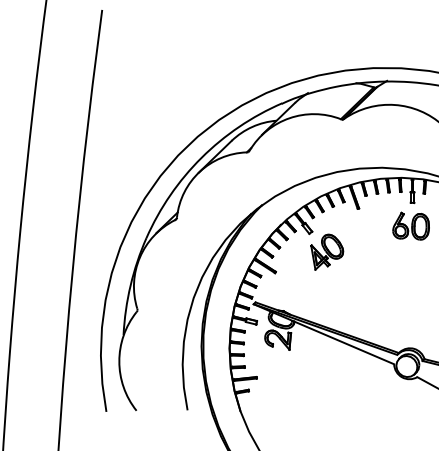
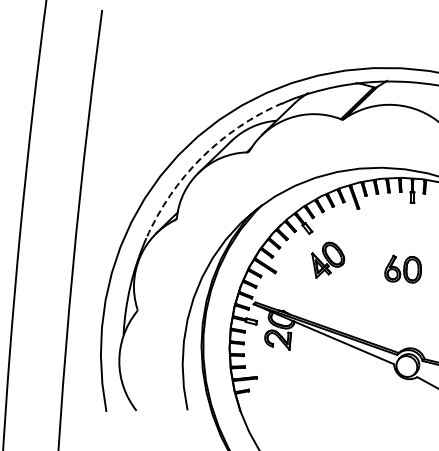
arc: solid -> dashed (201, 157)
part position: (410, 225) -> (402, 268) (402, 268)
part position: (327, 251) -> (328, 259) (328, 259)
